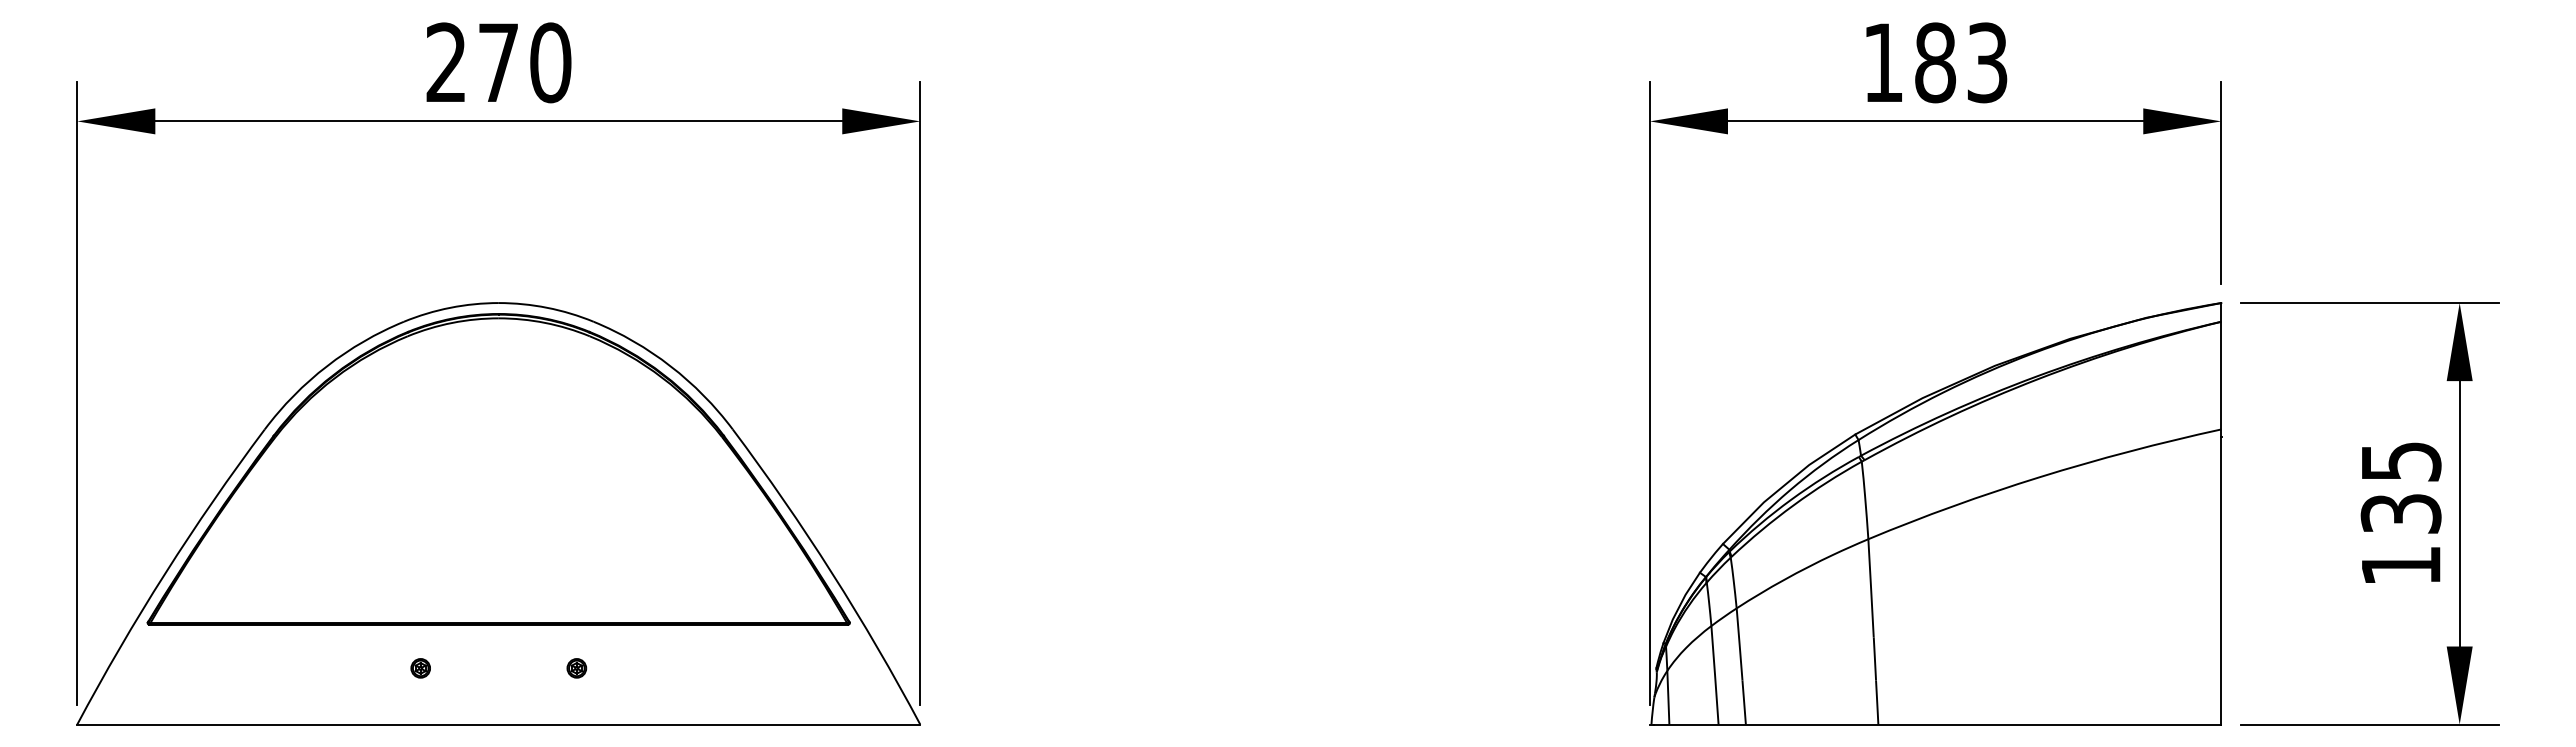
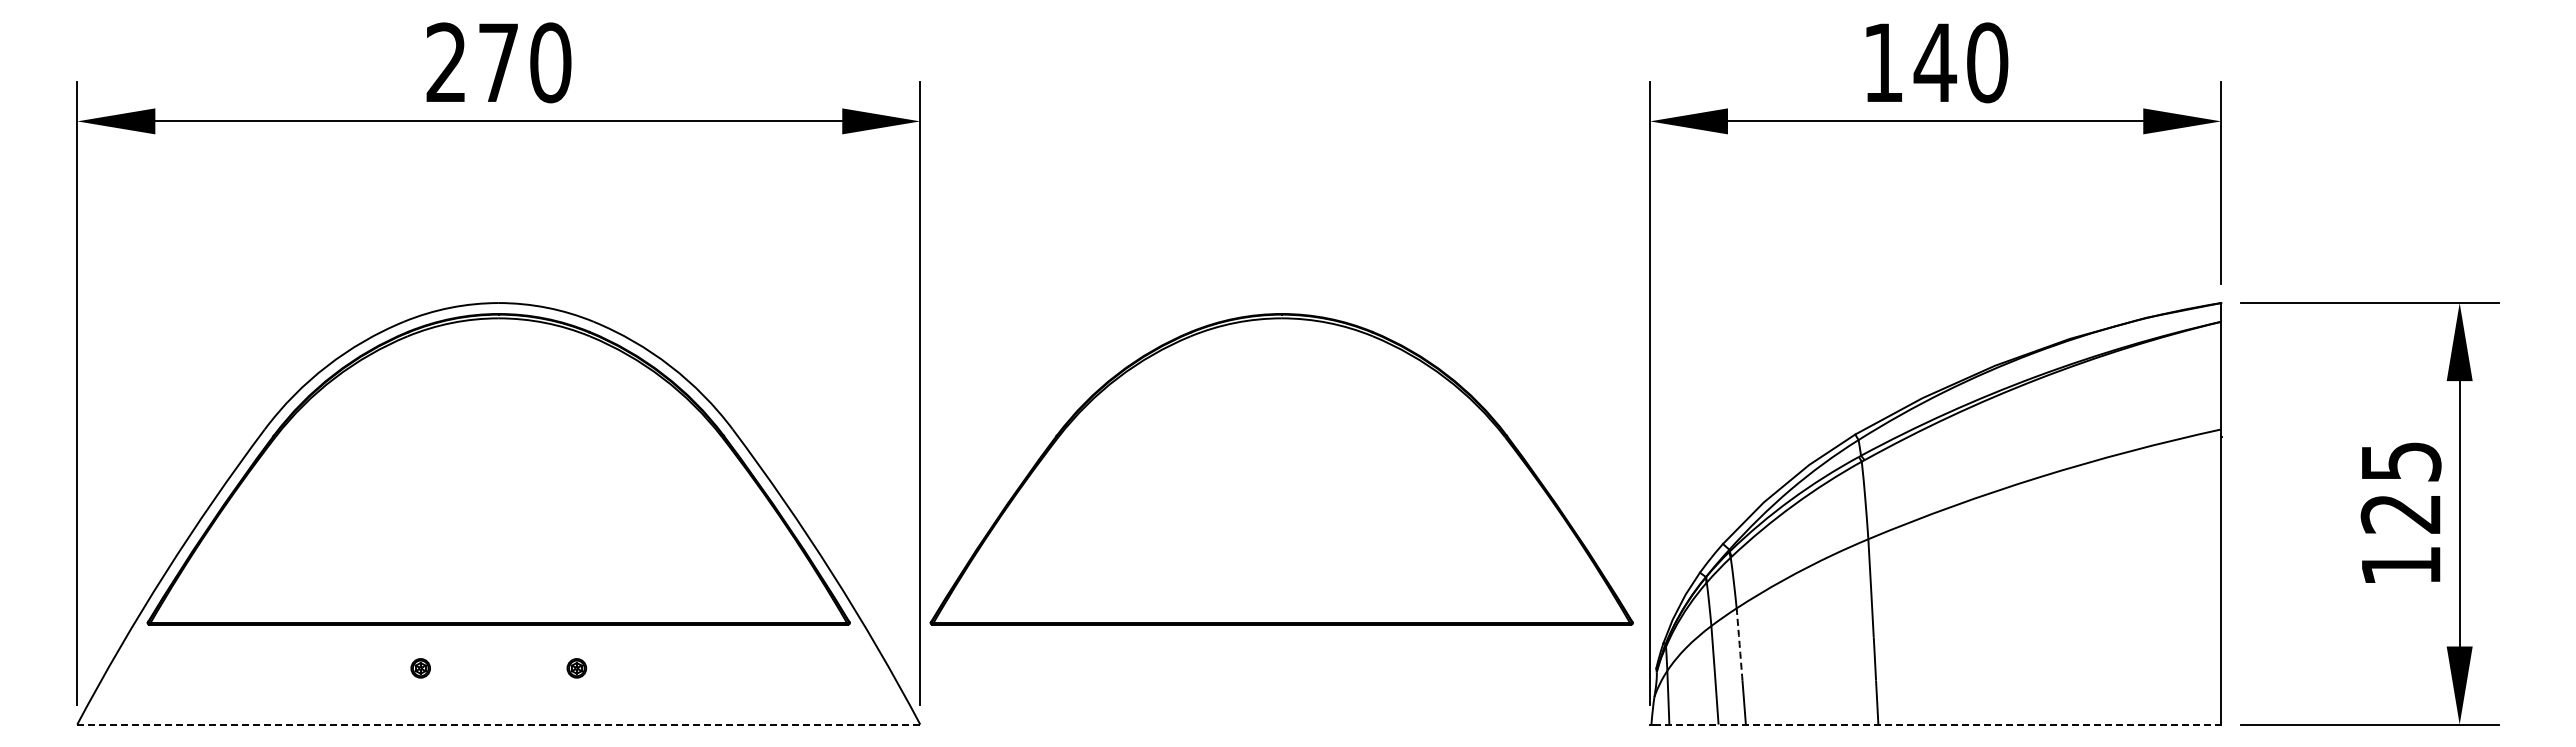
text: 183 -> 140 (1960, 62)
part: none -> present (1281, 469)
text: 135 -> 125 (2400, 513)
arc: solid -> dashed (1739, 644)
line: solid -> dashed (498, 724)
line: solid -> dashed (1937, 724)
